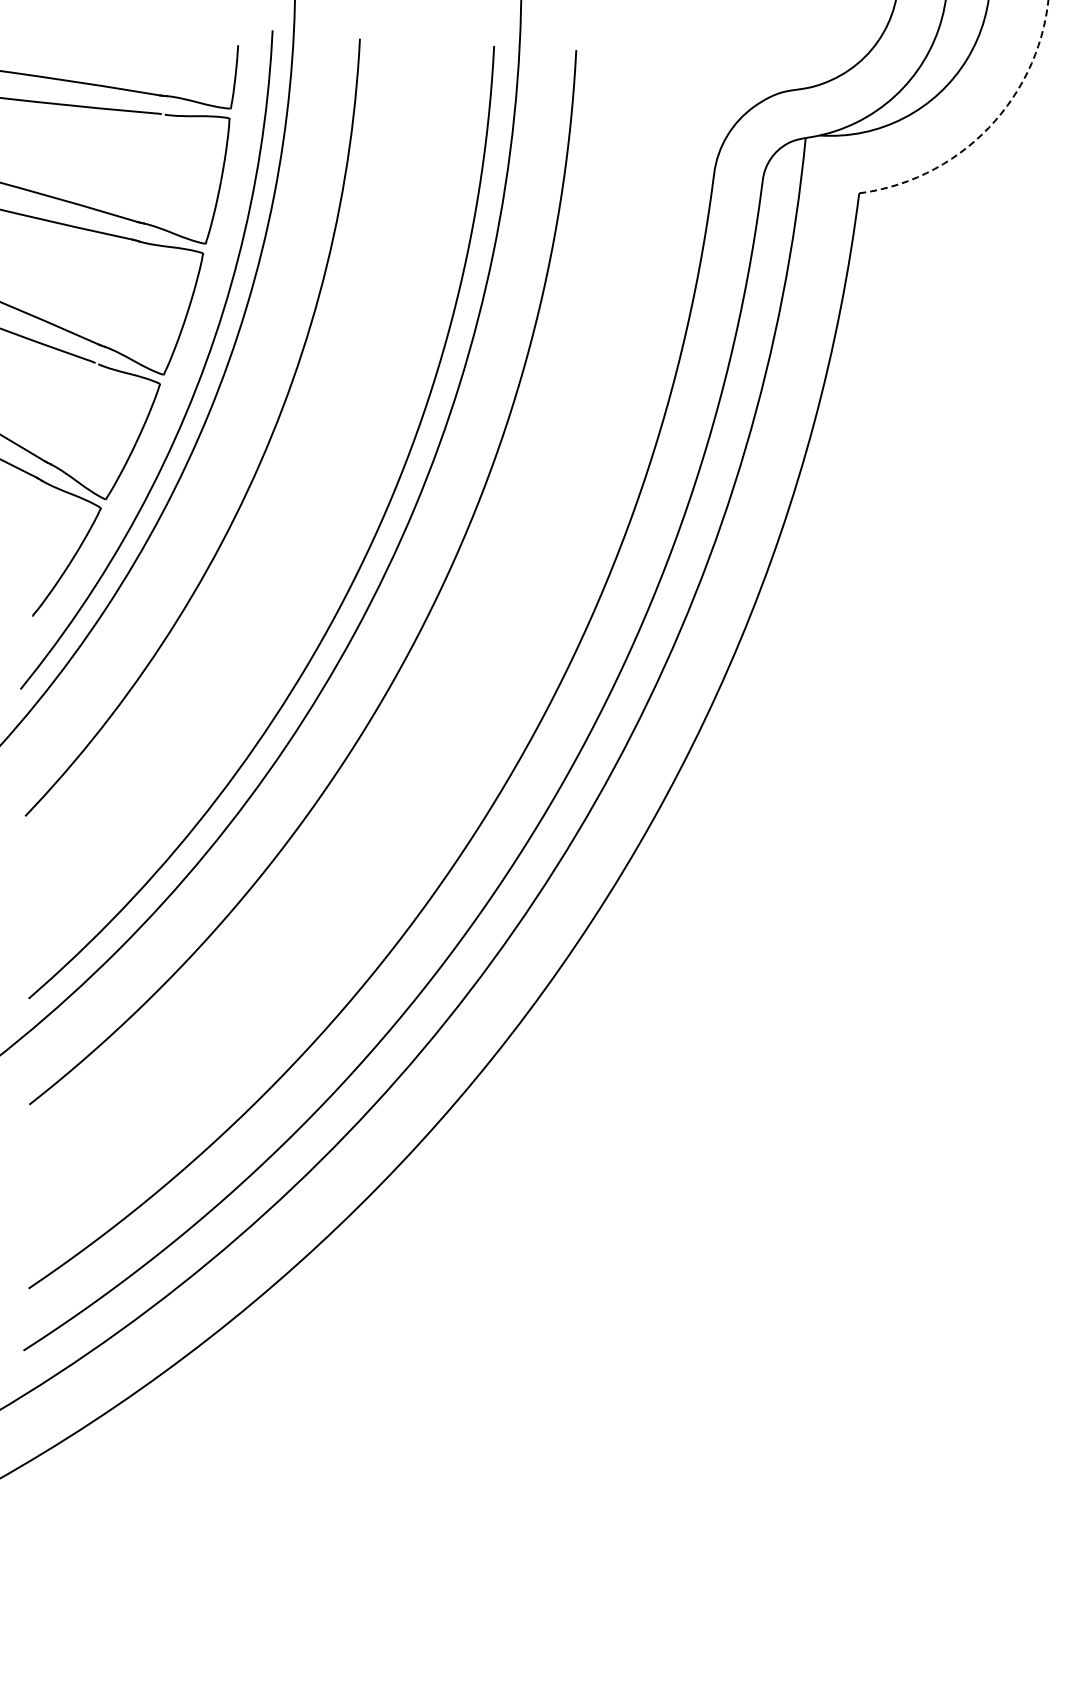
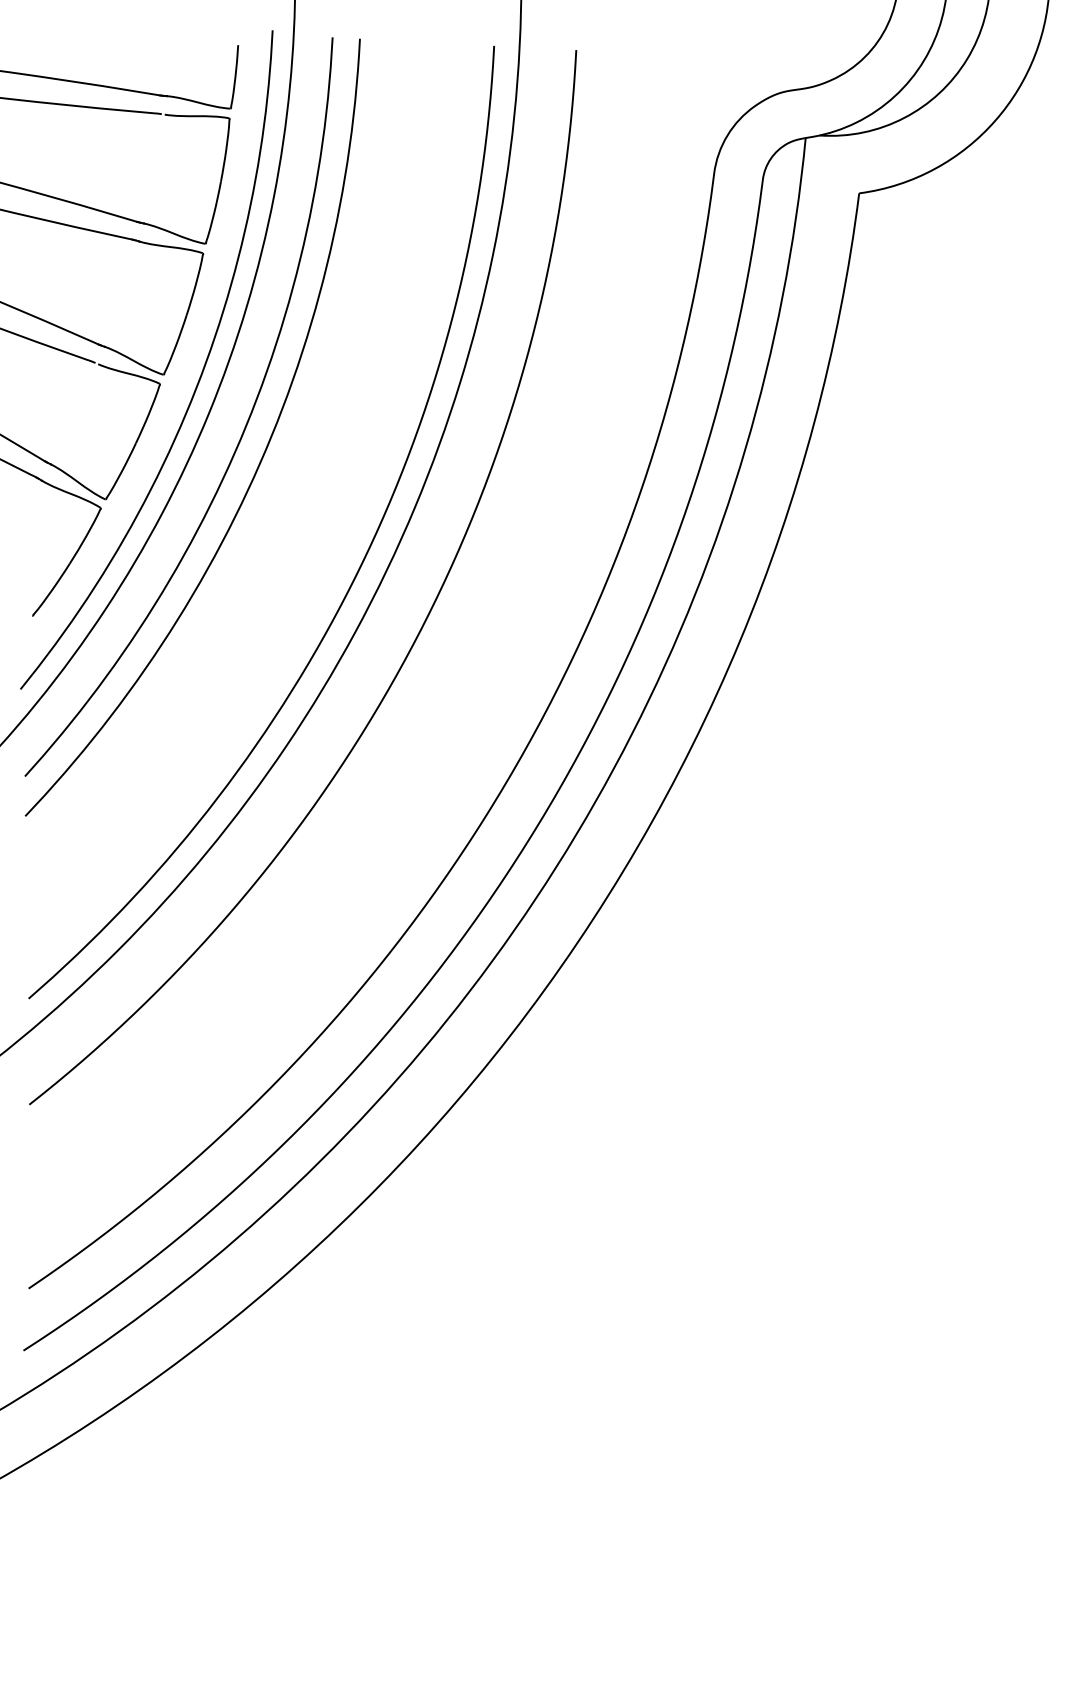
arc: dashed -> solid (987, 129)
curve: none -> present (242, 431)
